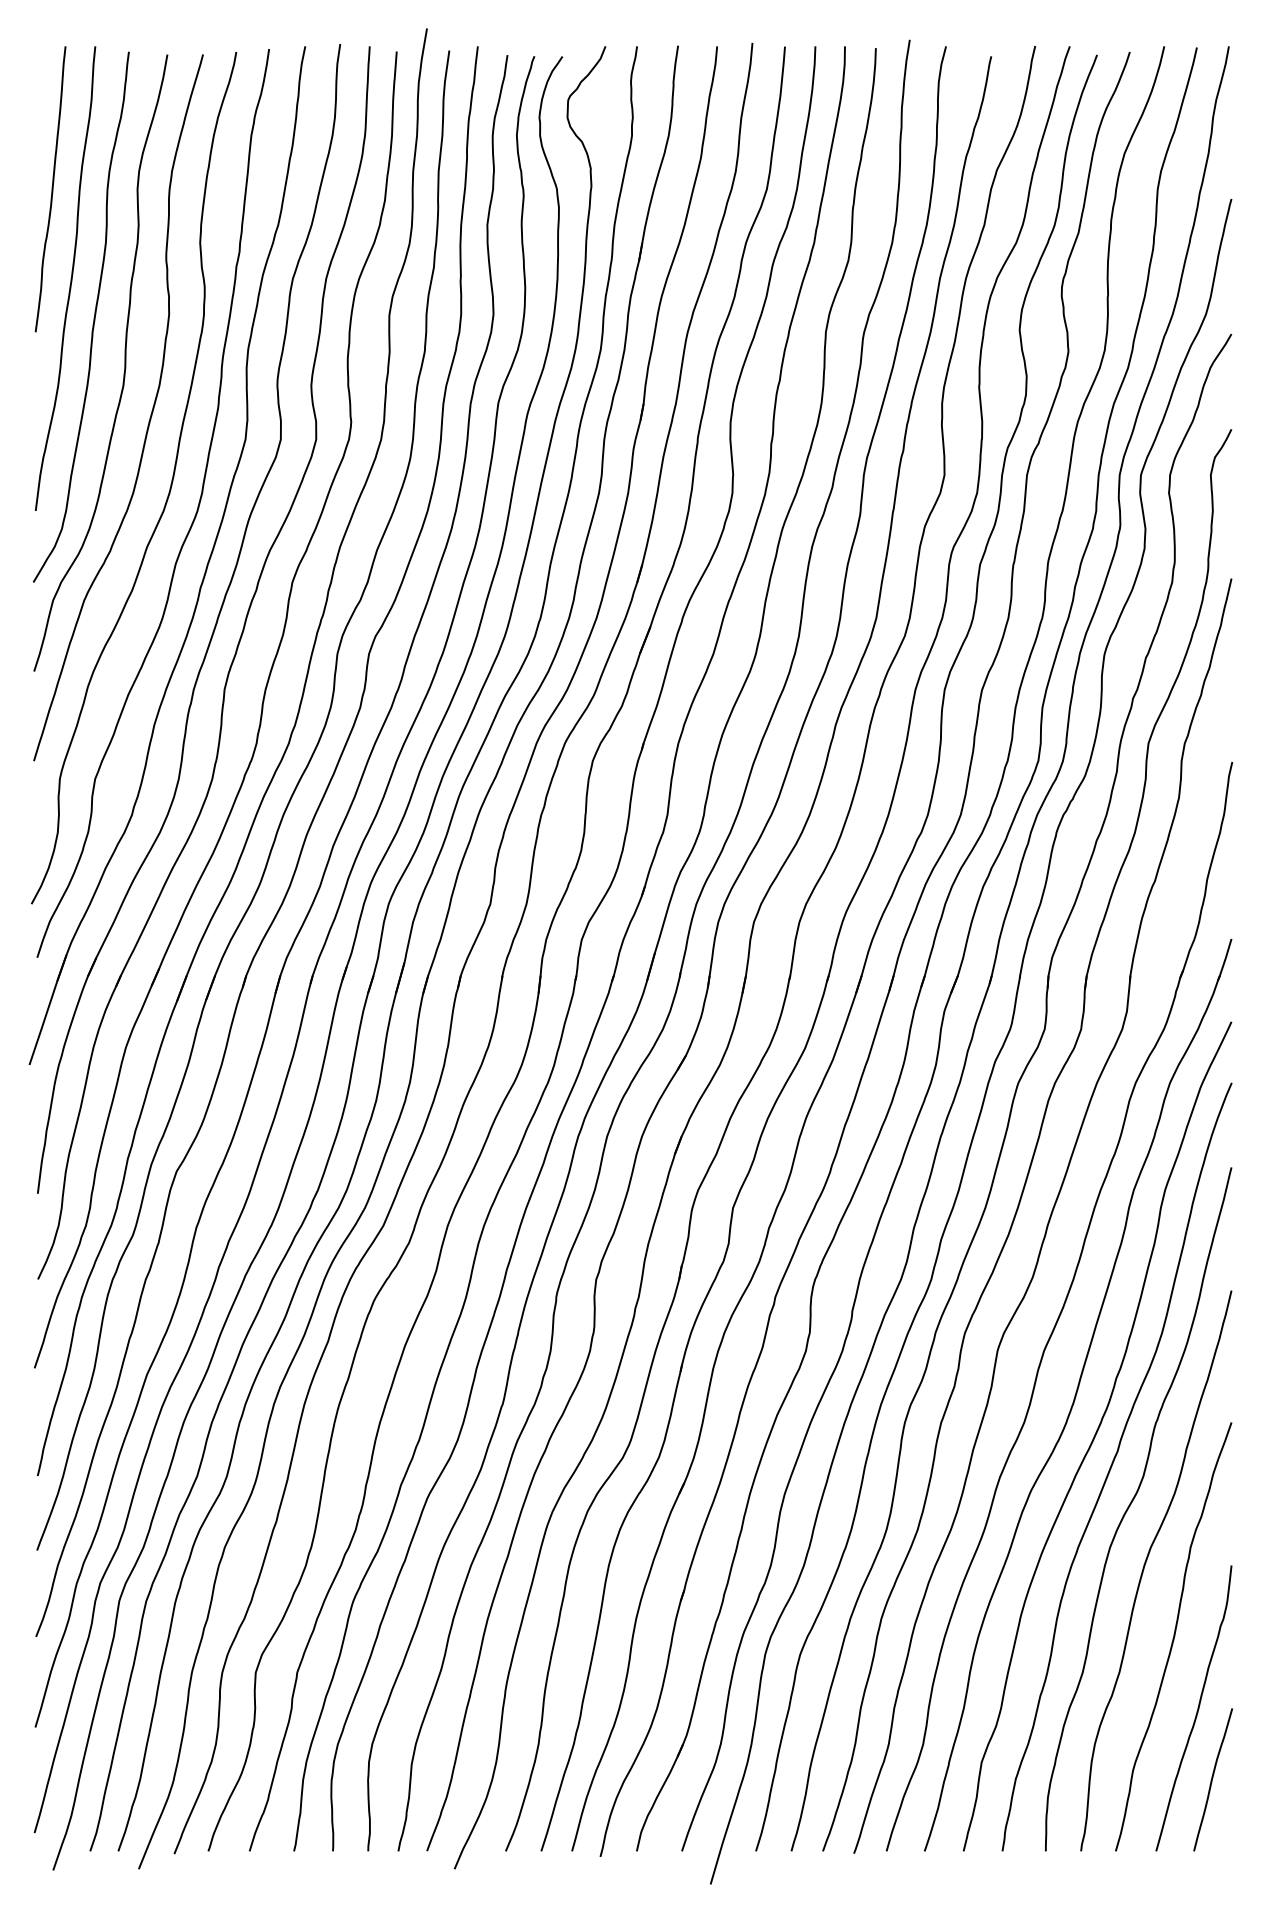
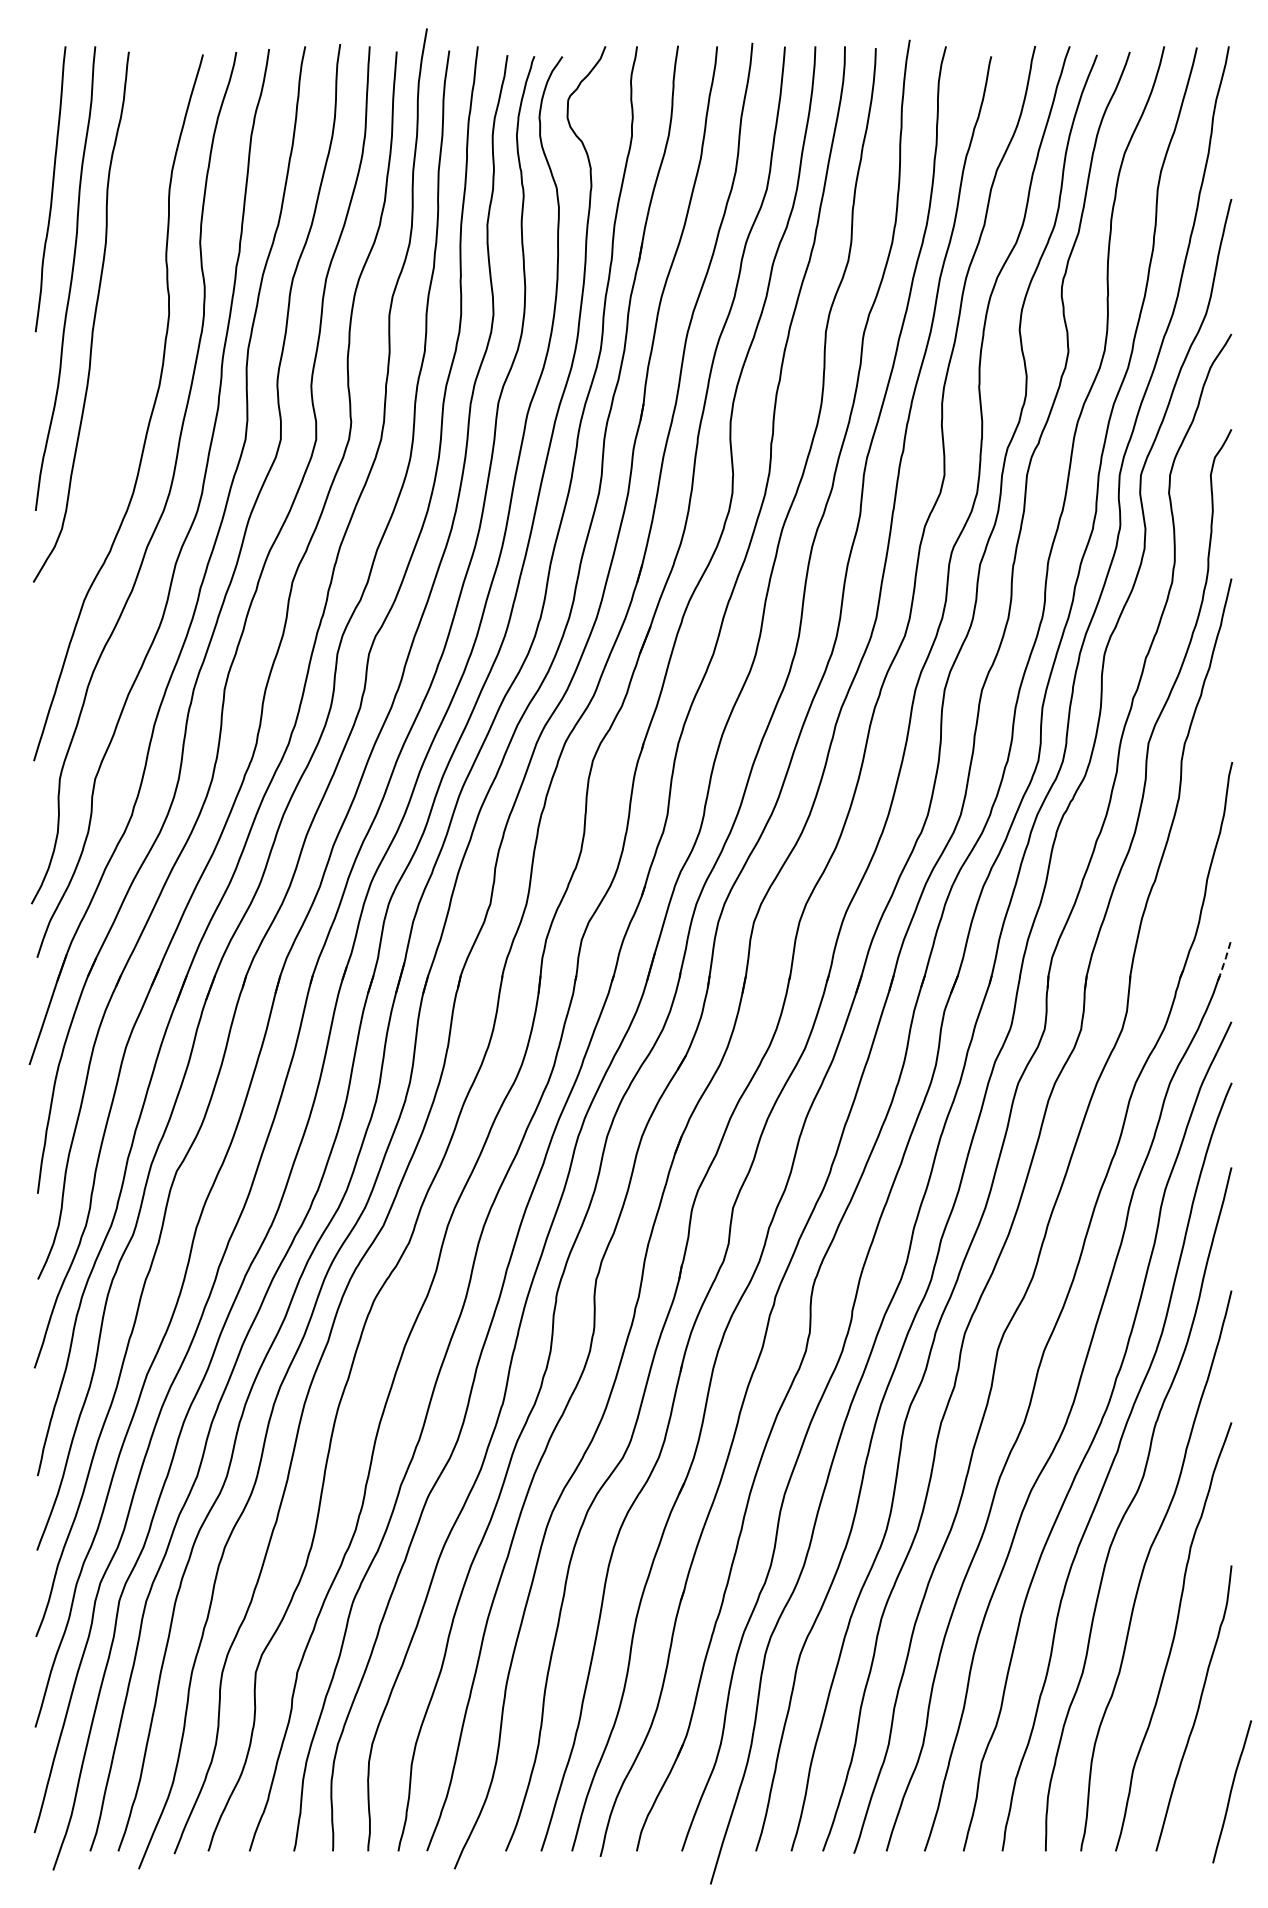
curve: present -> none (124, 362)
line: solid -> dashed (1225, 959)
curve position: (1212, 1779) -> (1231, 1791) (1231, 1791)
